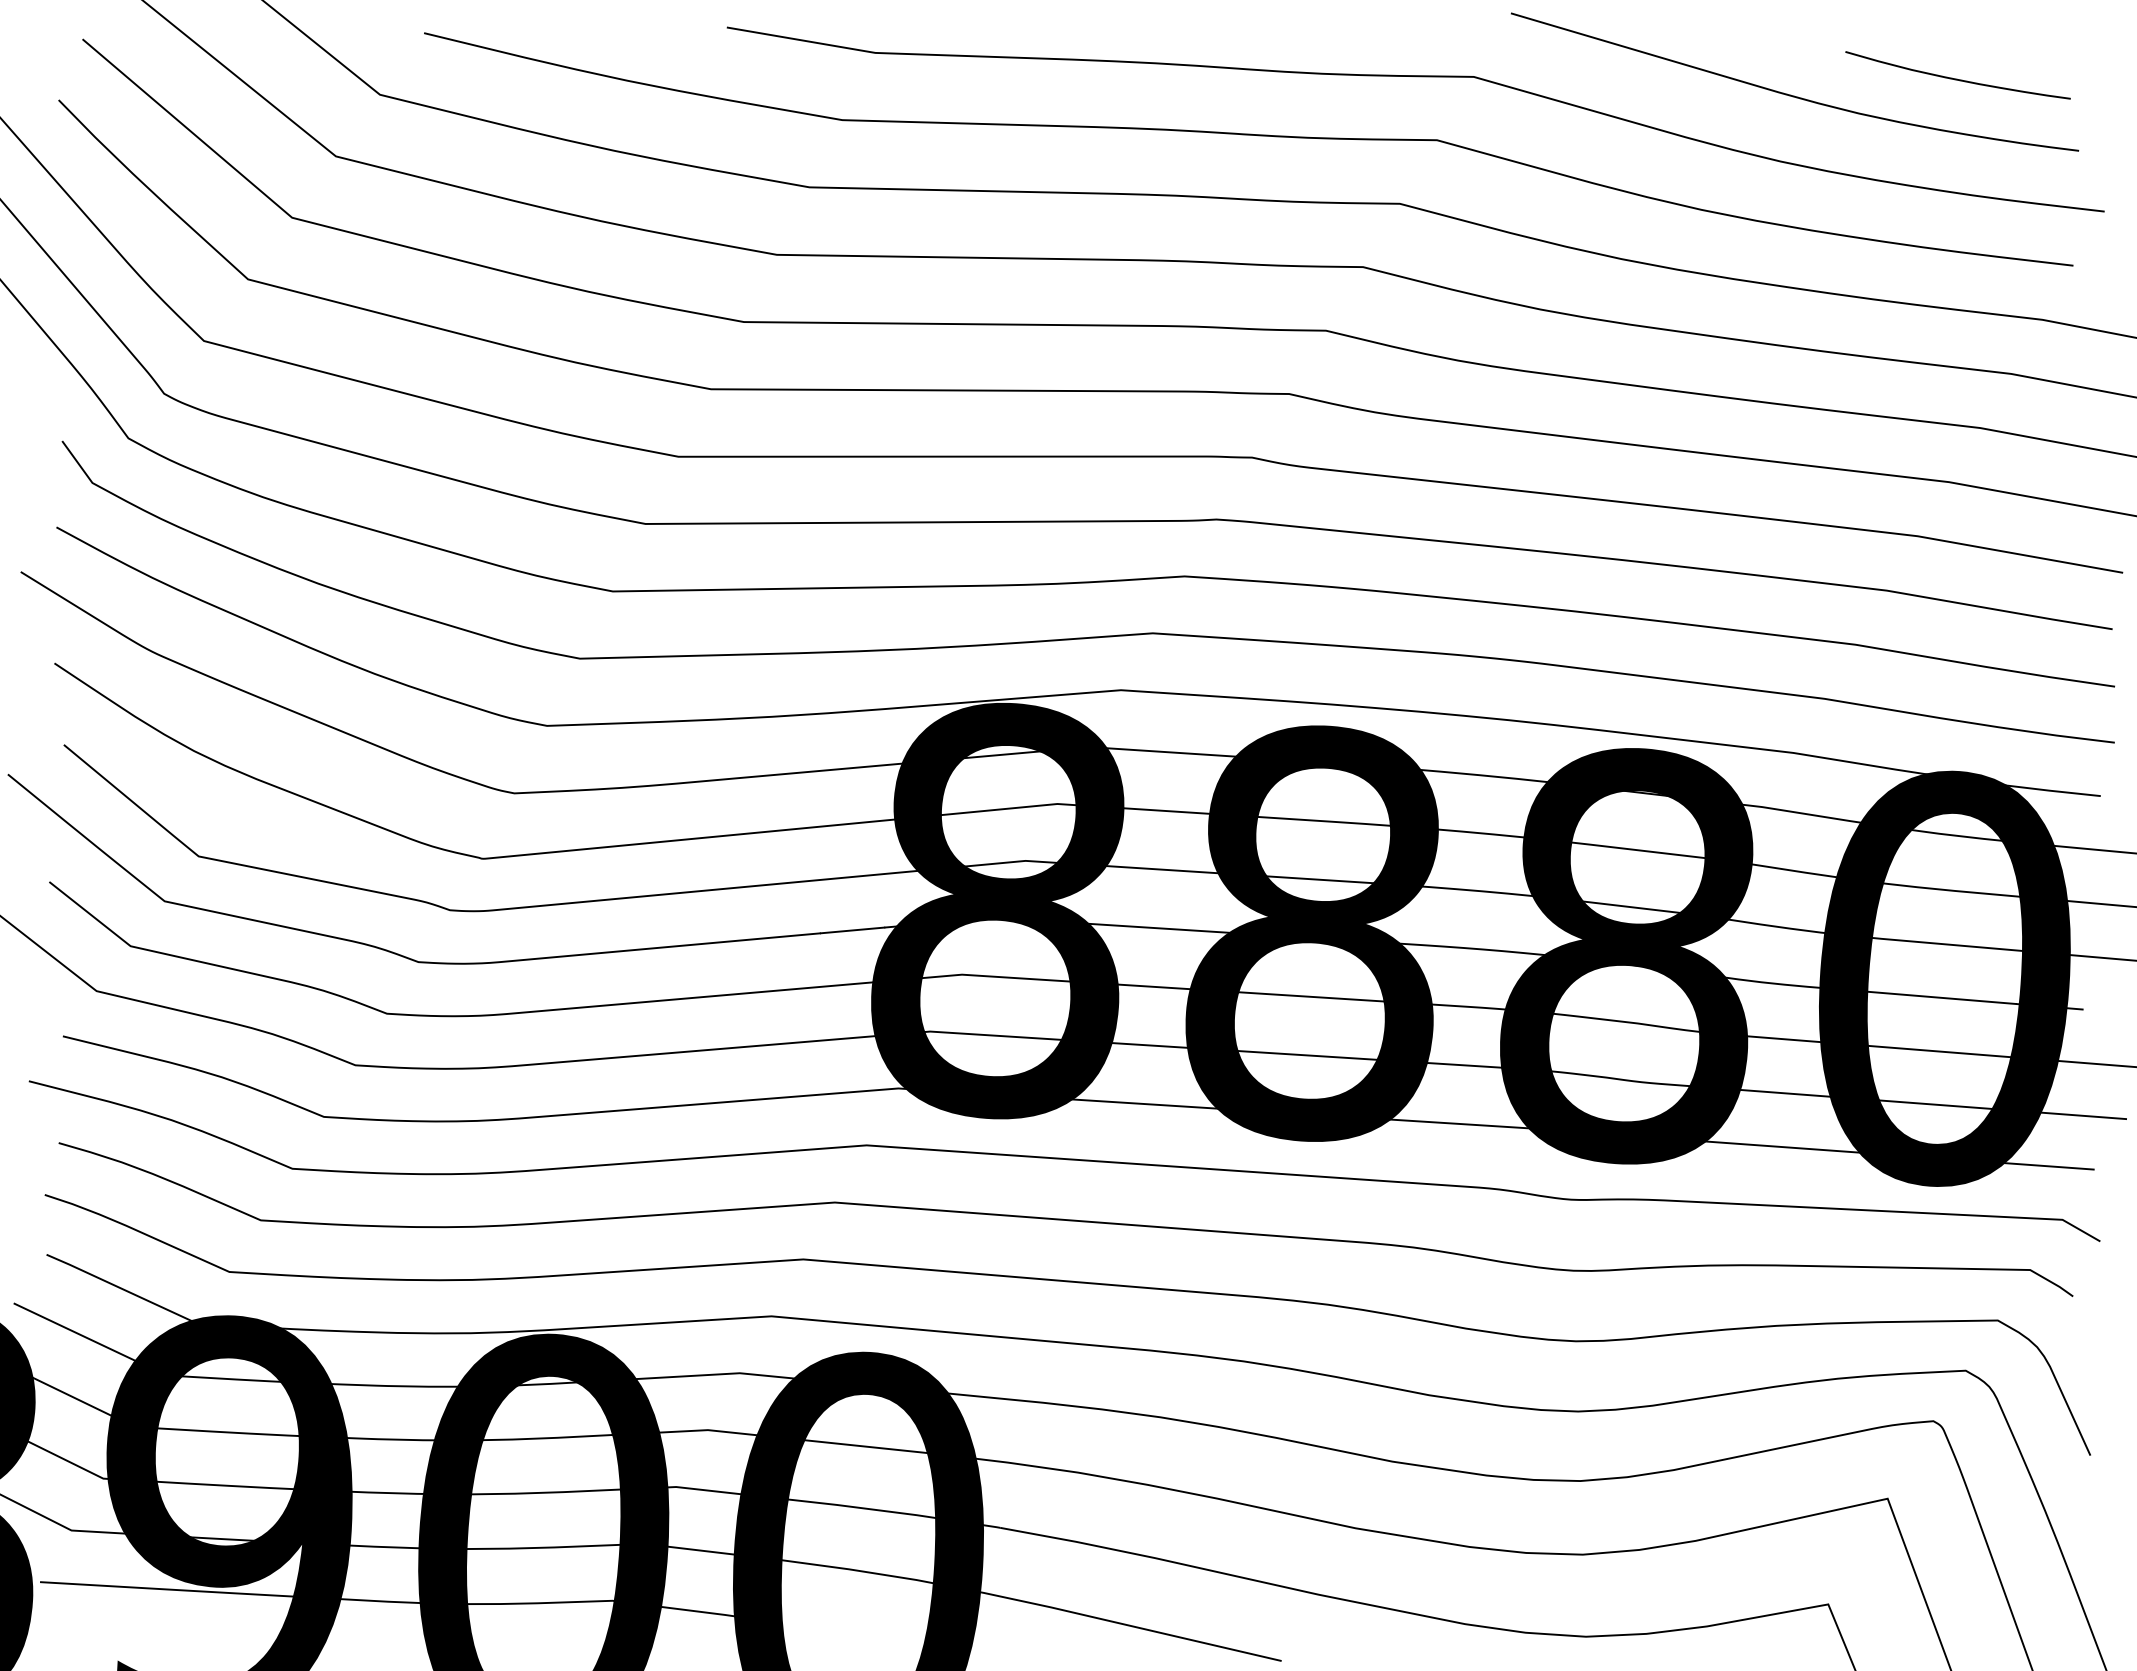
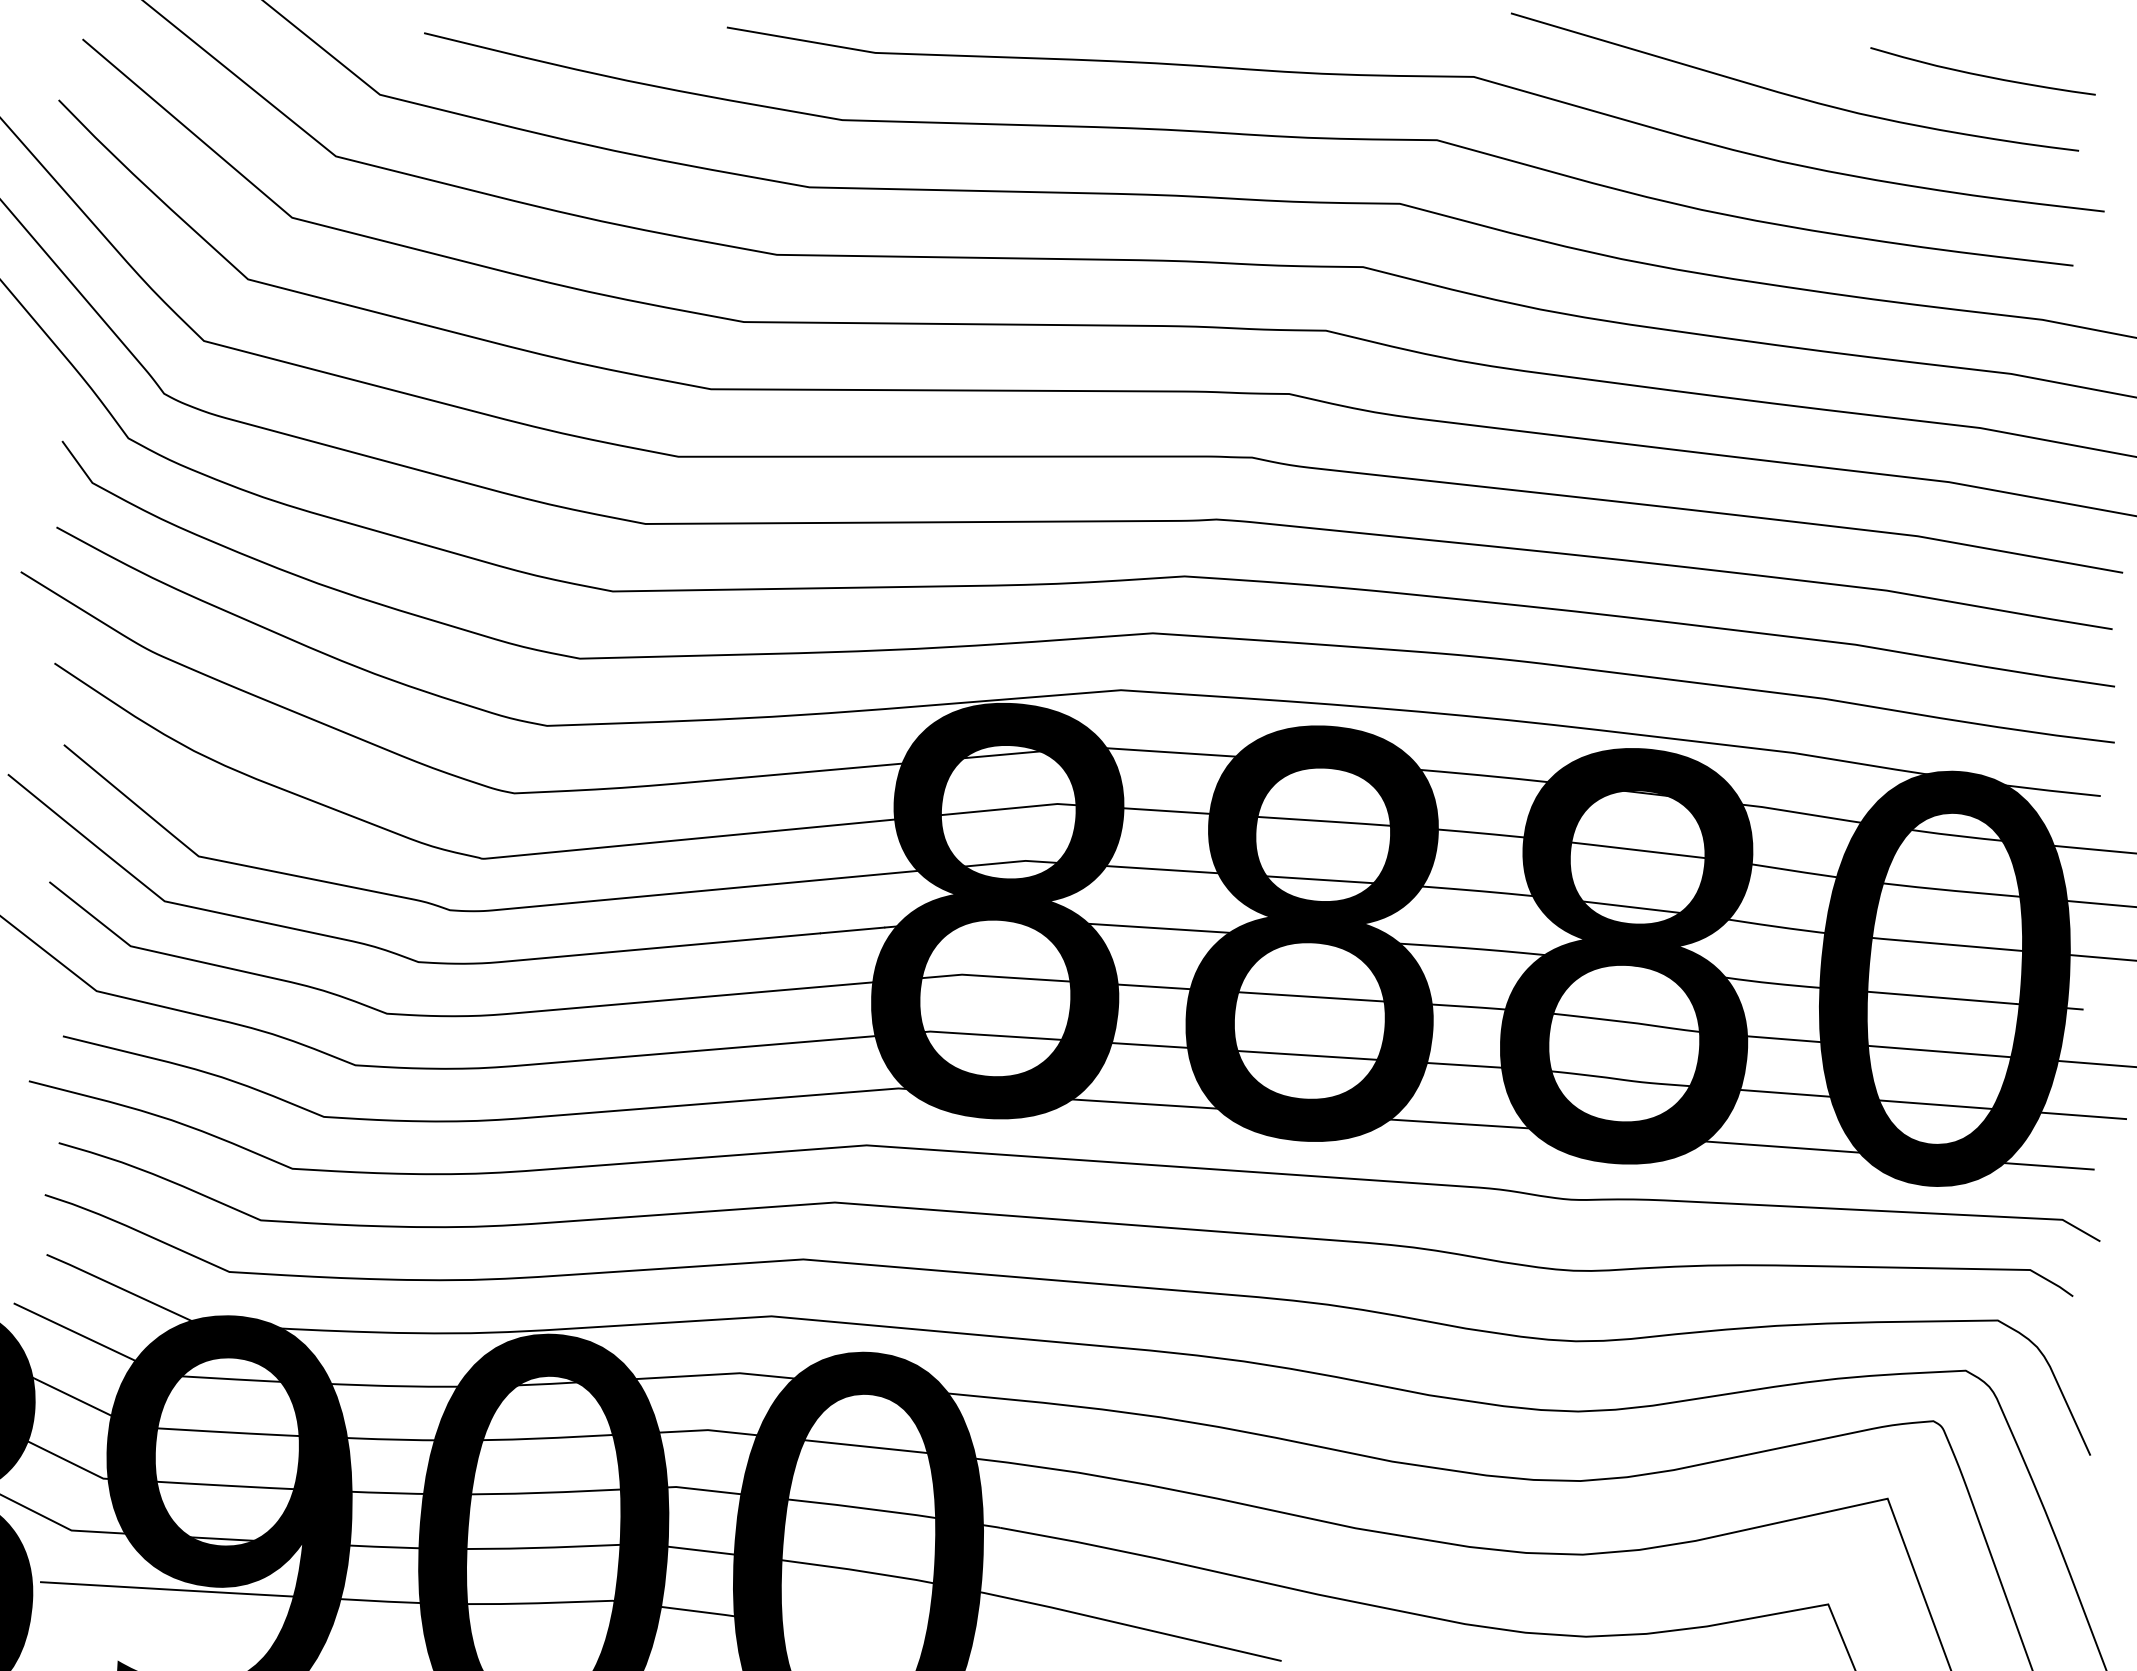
curve position: (1957, 78) -> (1982, 74) (1982, 74)
